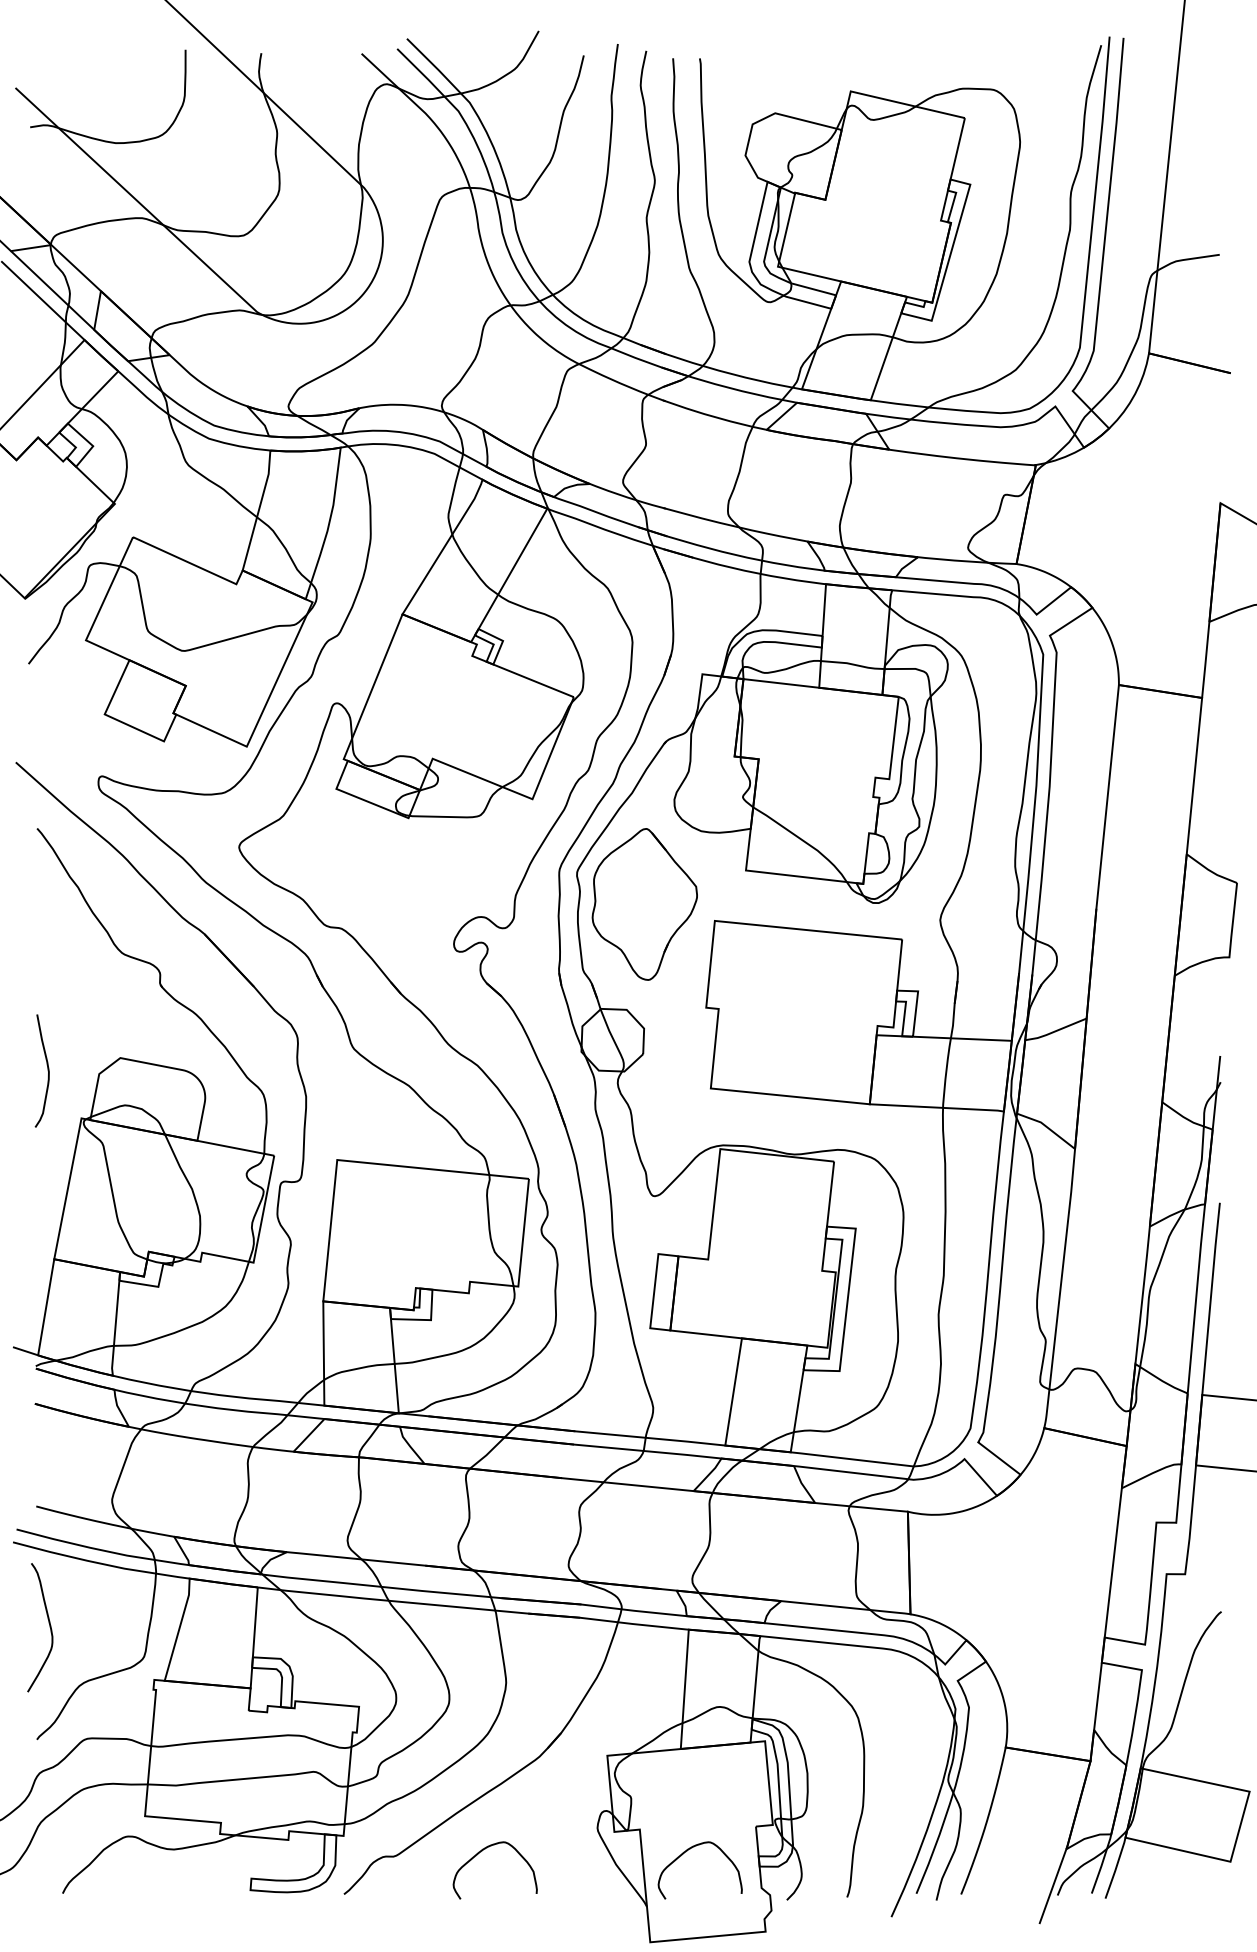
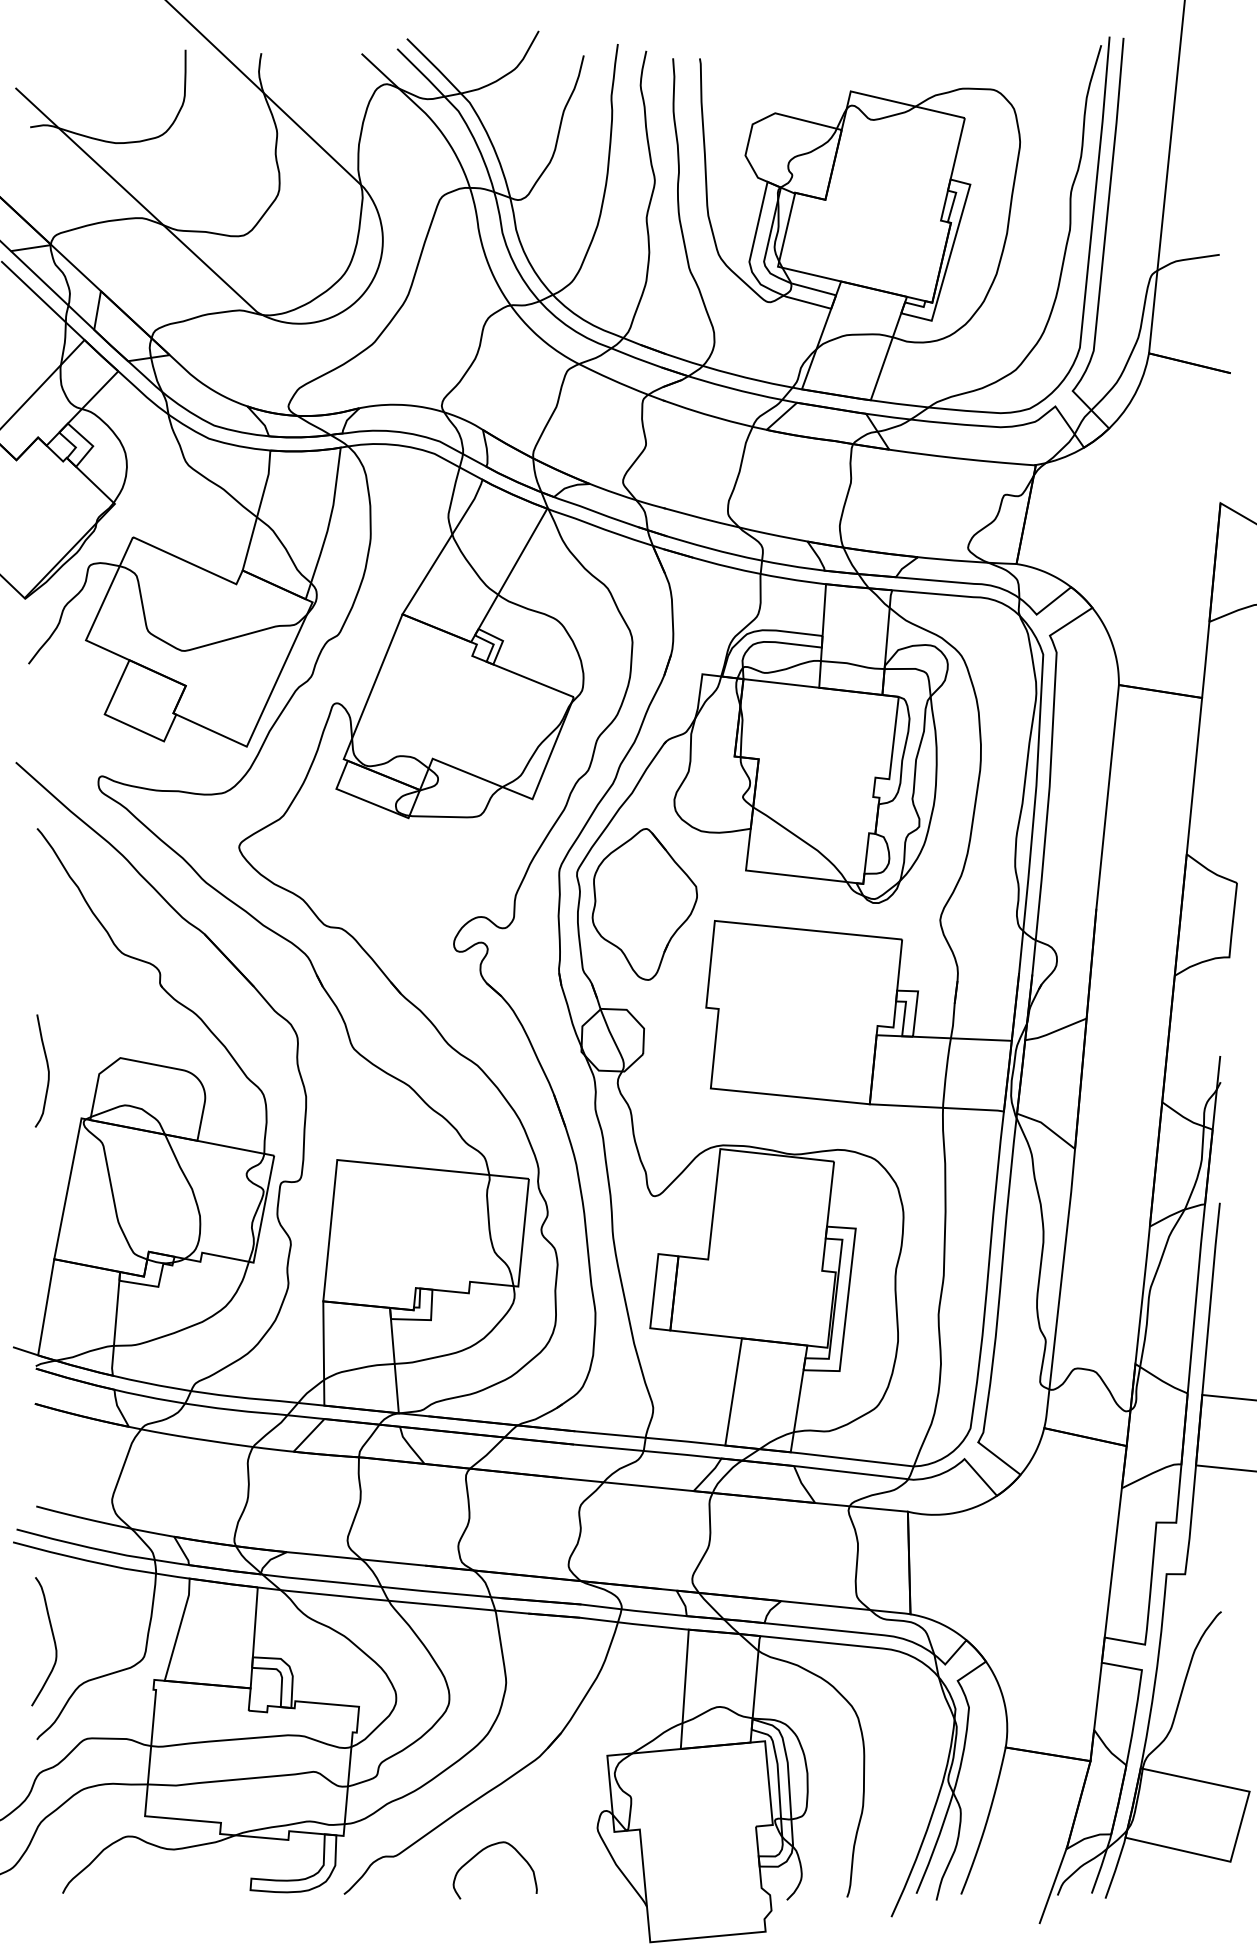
curve position: (48, 1623) -> (52, 1637) (52, 1637)
curve: present -> none (687, 1851)
